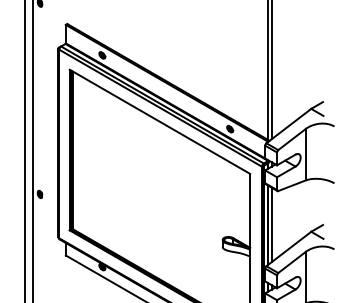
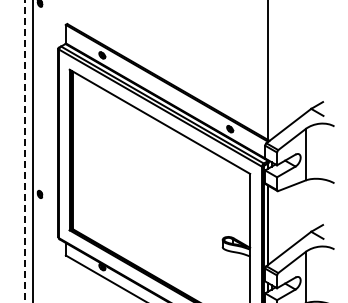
line: present -> none (271, 70)
line: solid -> dashed (24, 152)
line: present -> none (271, 224)
